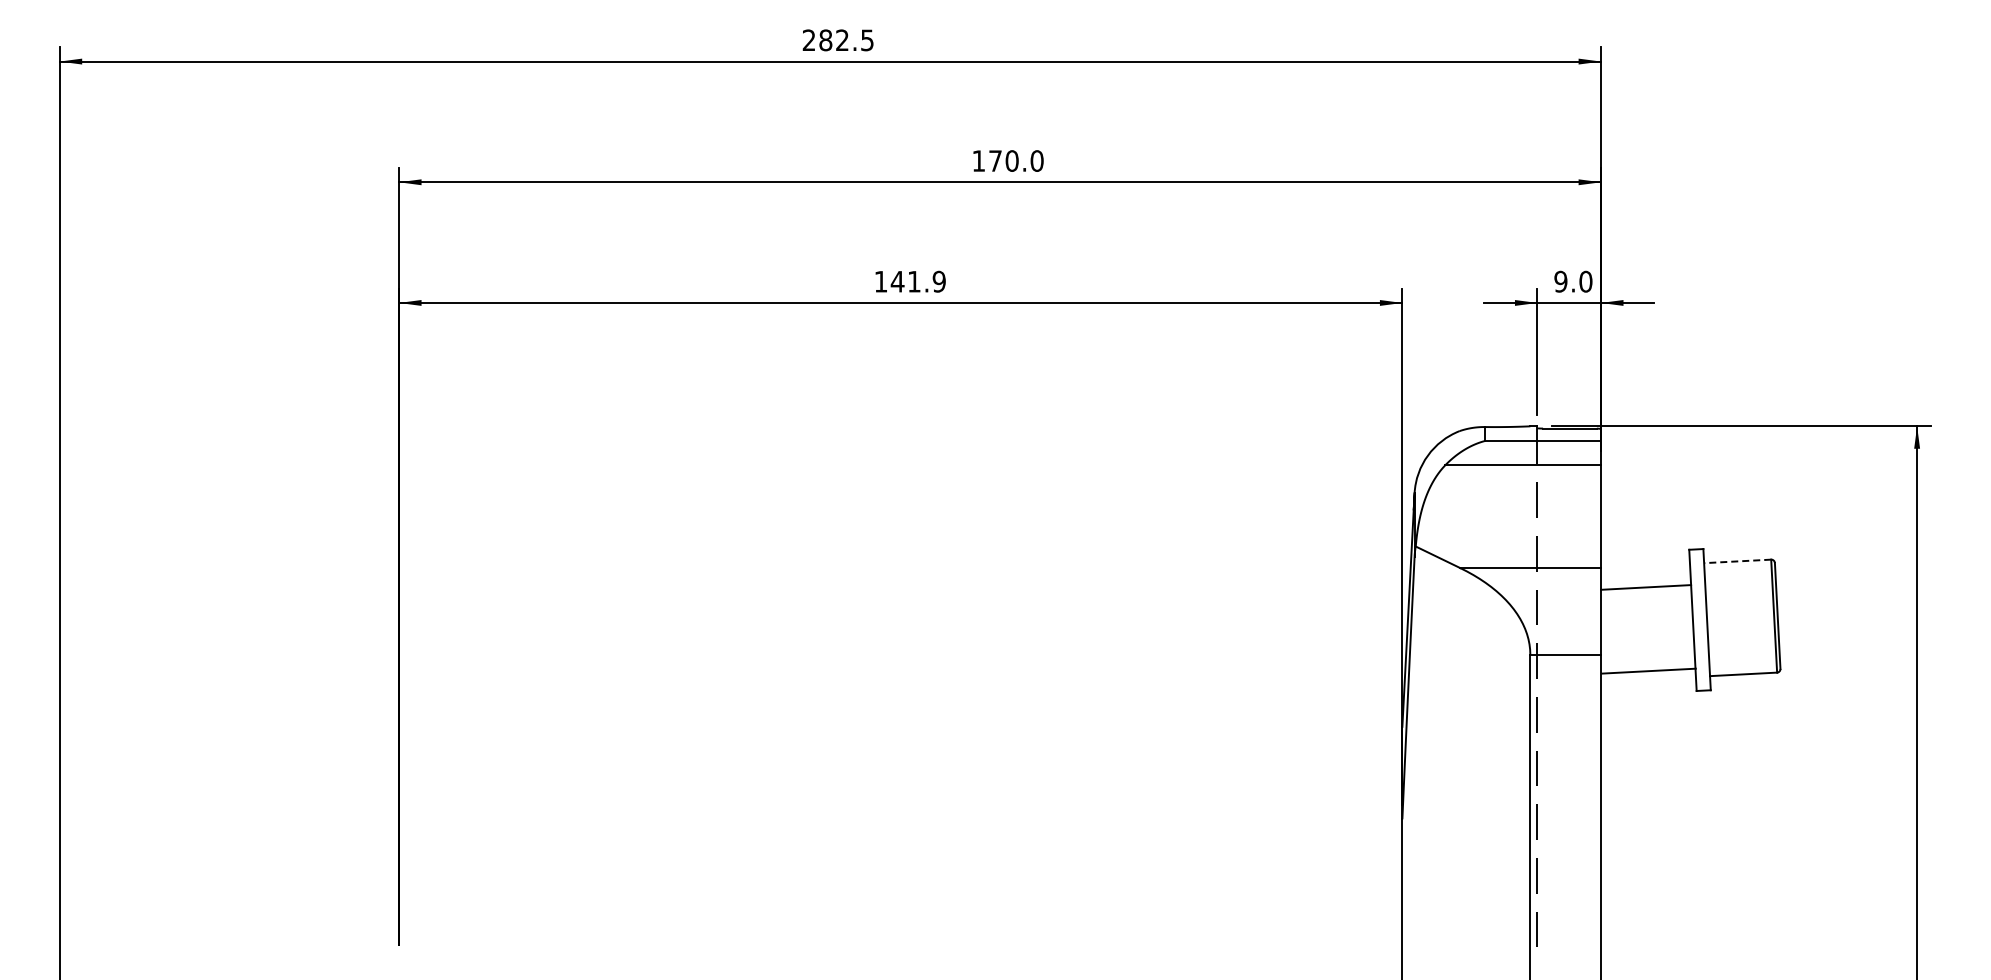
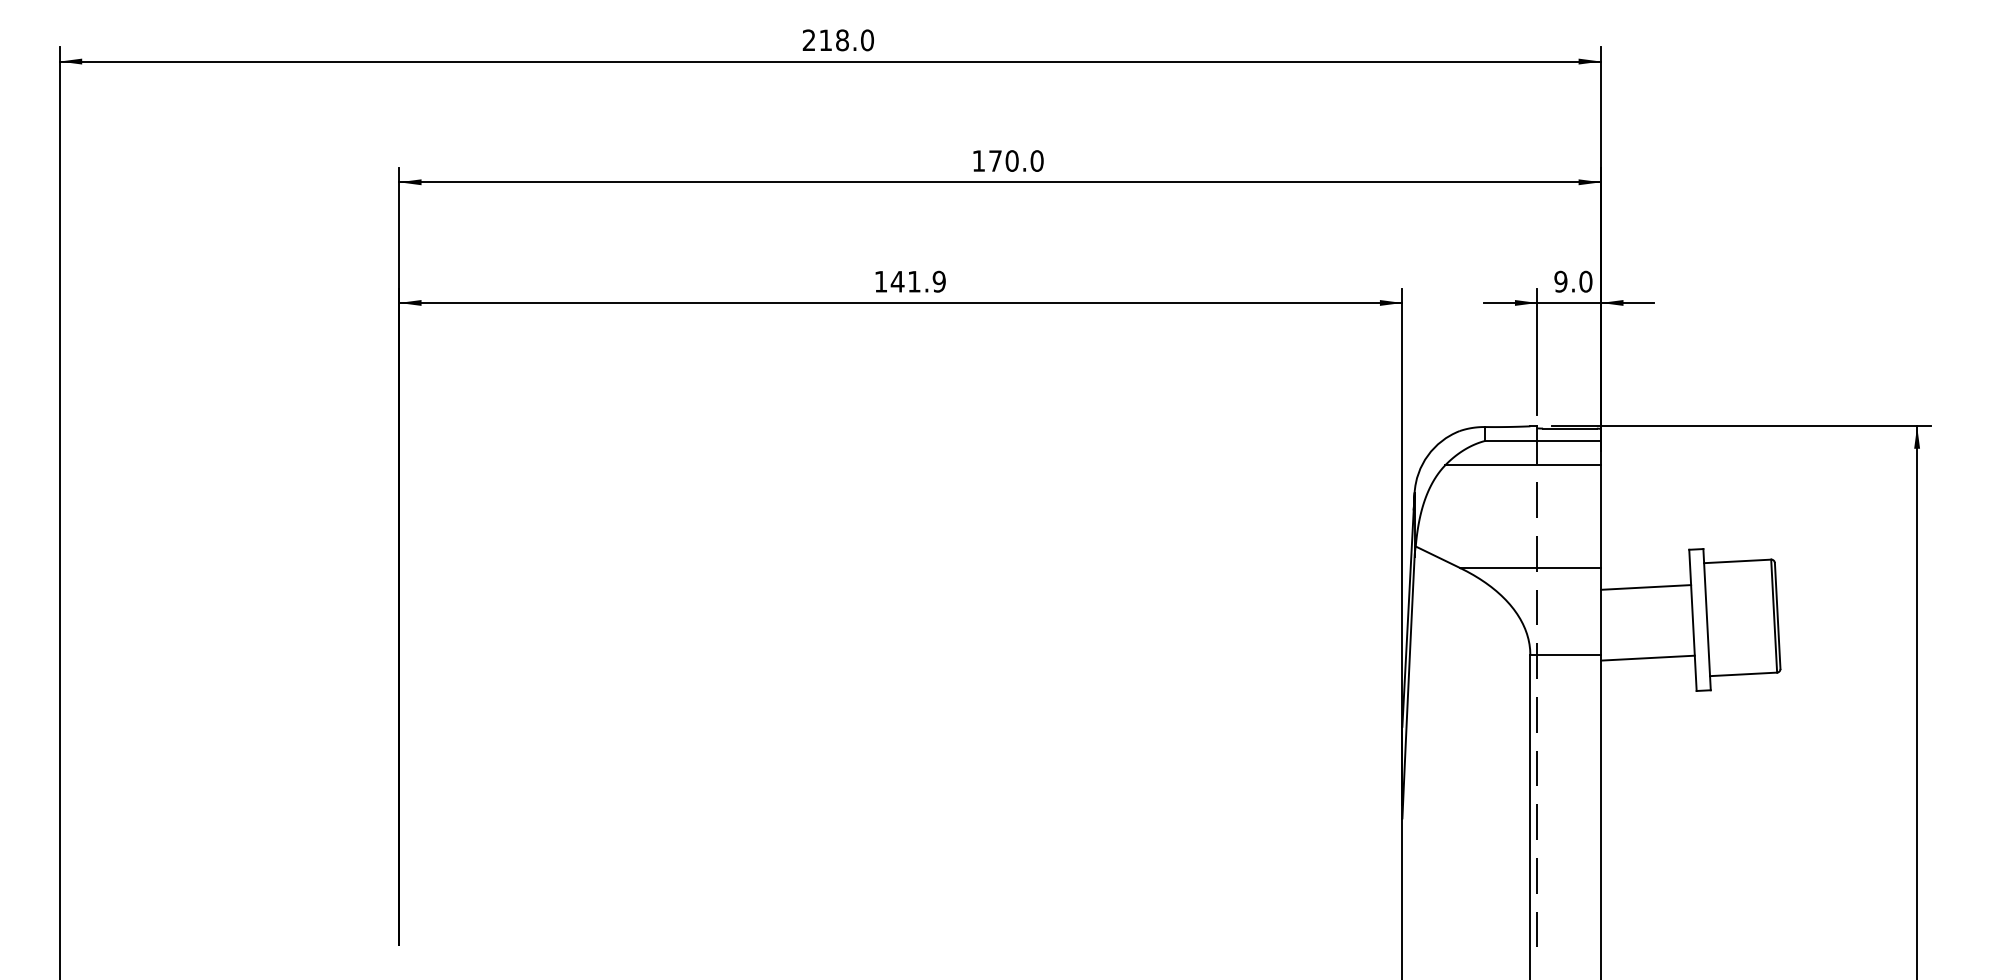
text: 282.5 -> 218.0 (846, 40)
line: dashed -> solid (1737, 561)
line position: (1648, 670) -> (1647, 657) (1647, 657)
